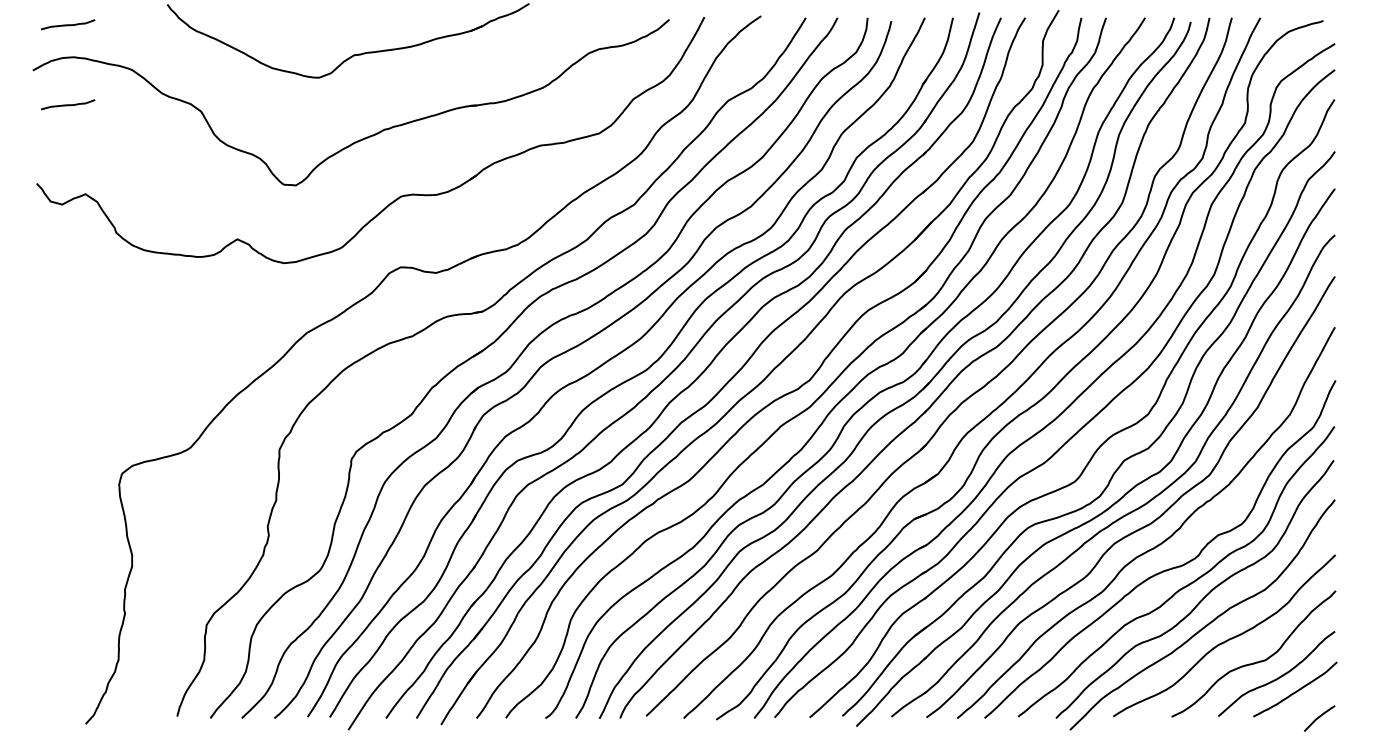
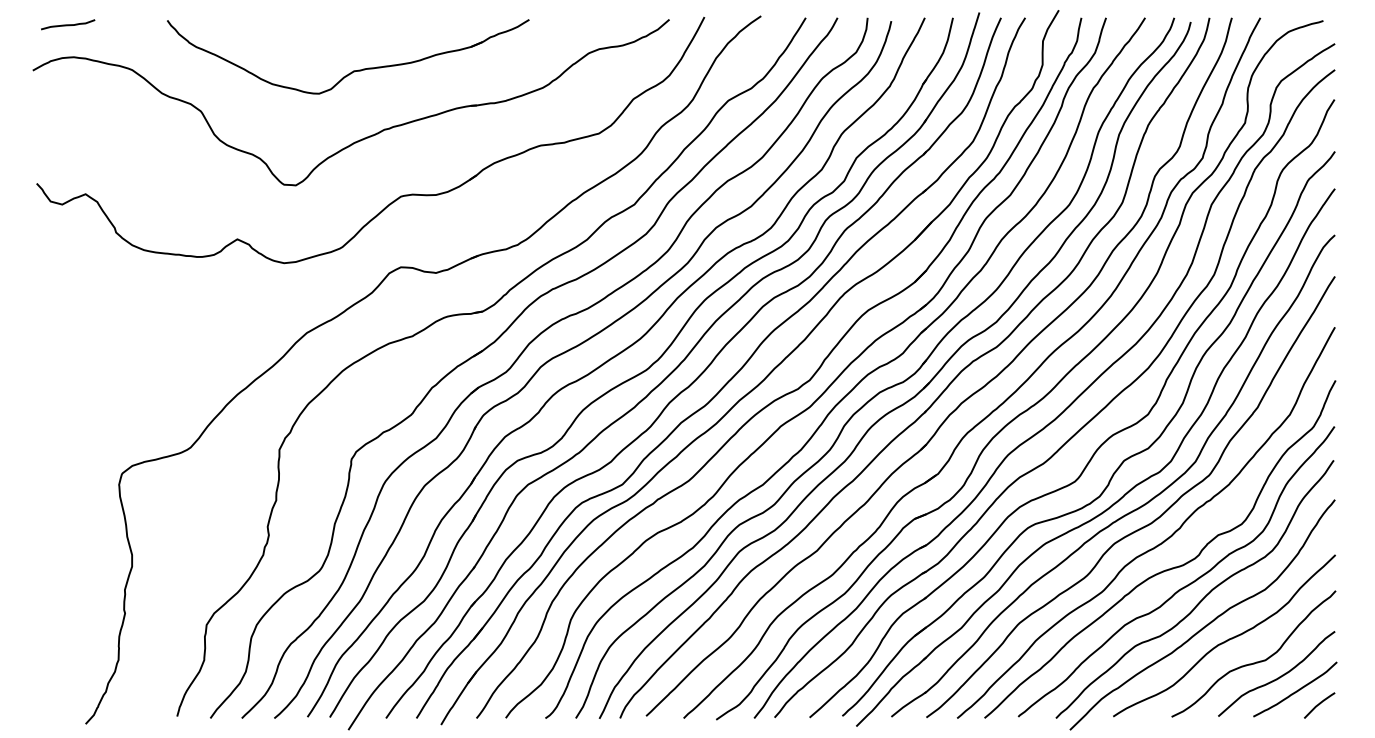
part position: (353, 54) -> (353, 70) (353, 70)
curve: present -> none (68, 104)
line position: (1319, 718) -> (1319, 705) (1319, 705)
